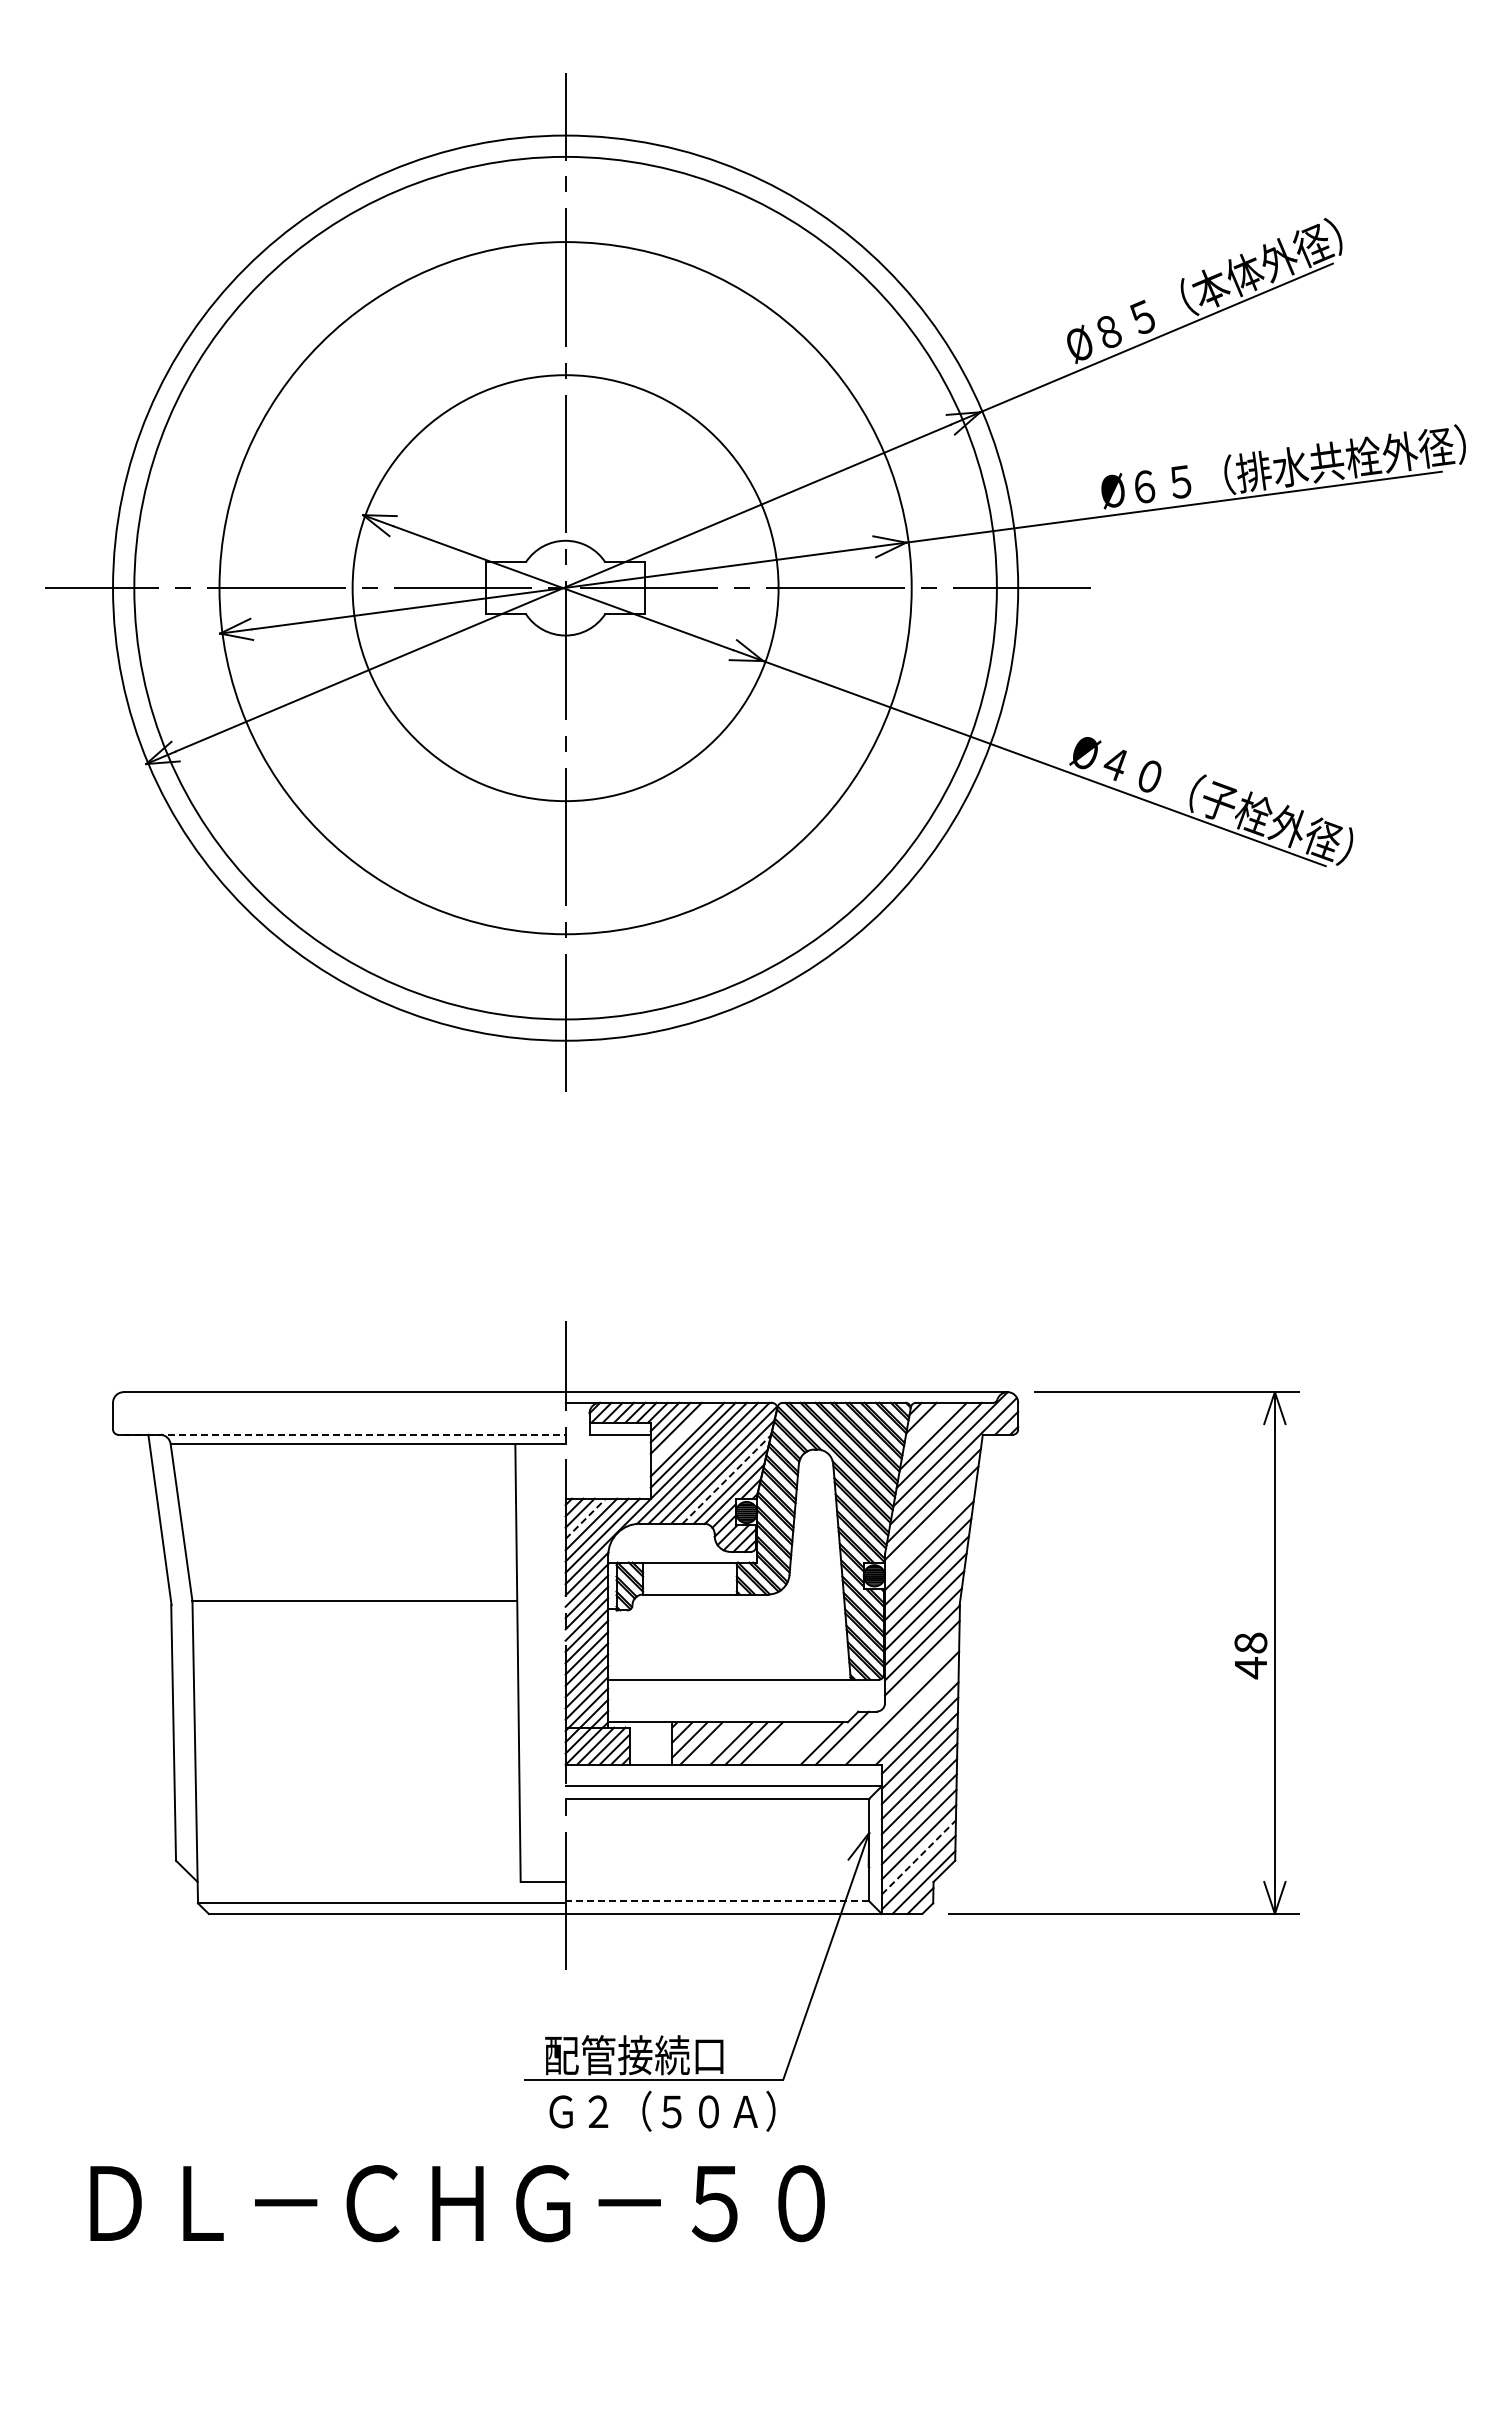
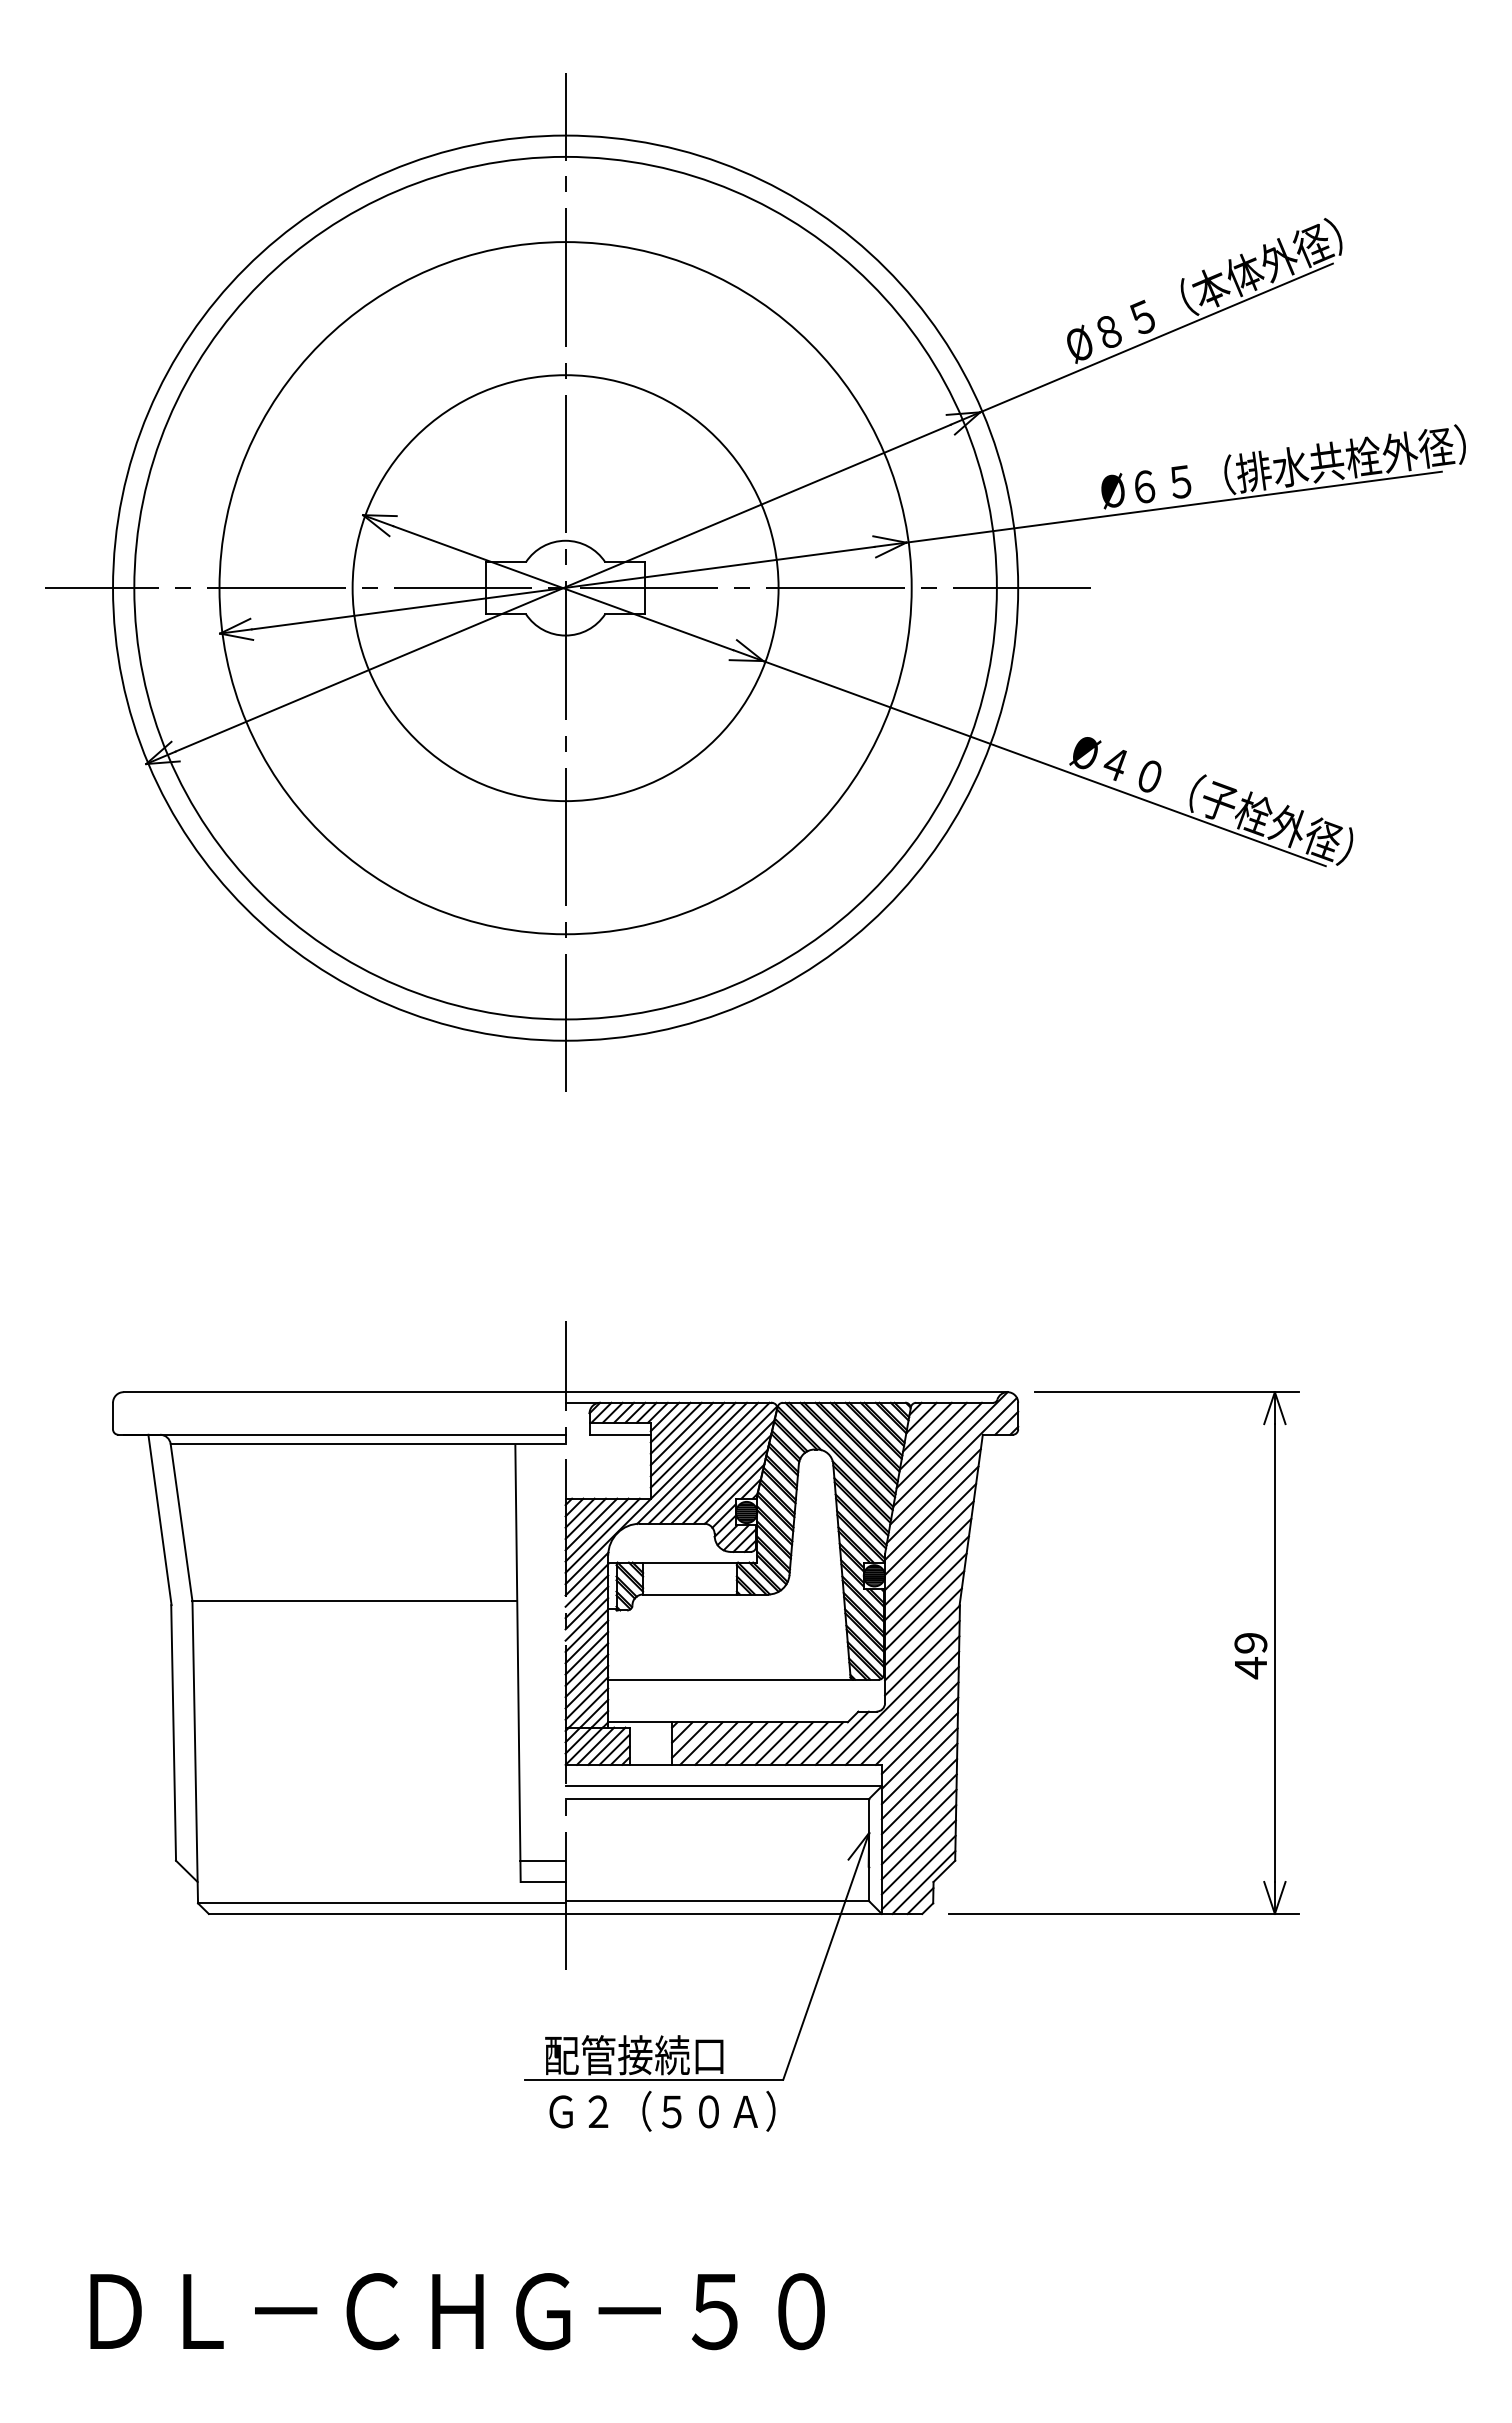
line: none -> present (927, 1426)
line: none -> present (681, 1433)
line: dashed -> solid (344, 1434)
line: dashed -> solid (726, 1479)
line: dashed -> solid (585, 1518)
line: none -> present (930, 1529)
text: 48 -> 49 (1250, 1642)
line: none -> present (894, 1700)
line: none -> present (909, 1715)
line: none -> present (716, 1743)
line: none -> present (776, 1743)
line: none -> present (791, 1743)
line: none -> present (806, 1743)
line: dashed -> solid (919, 1857)
line: none -> present (542, 1860)
line: dashed -> solid (717, 1901)
text position: (457, 2203) -> (457, 2311) (457, 2311)
